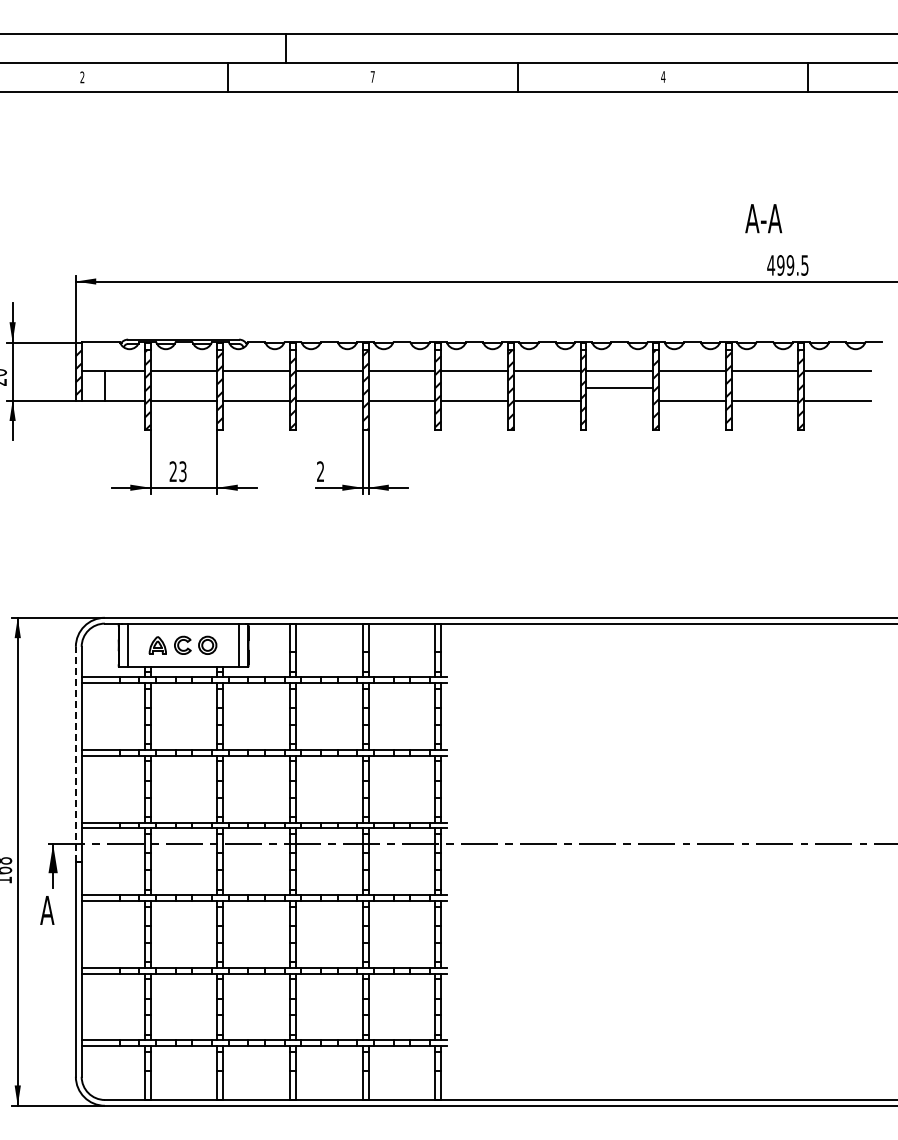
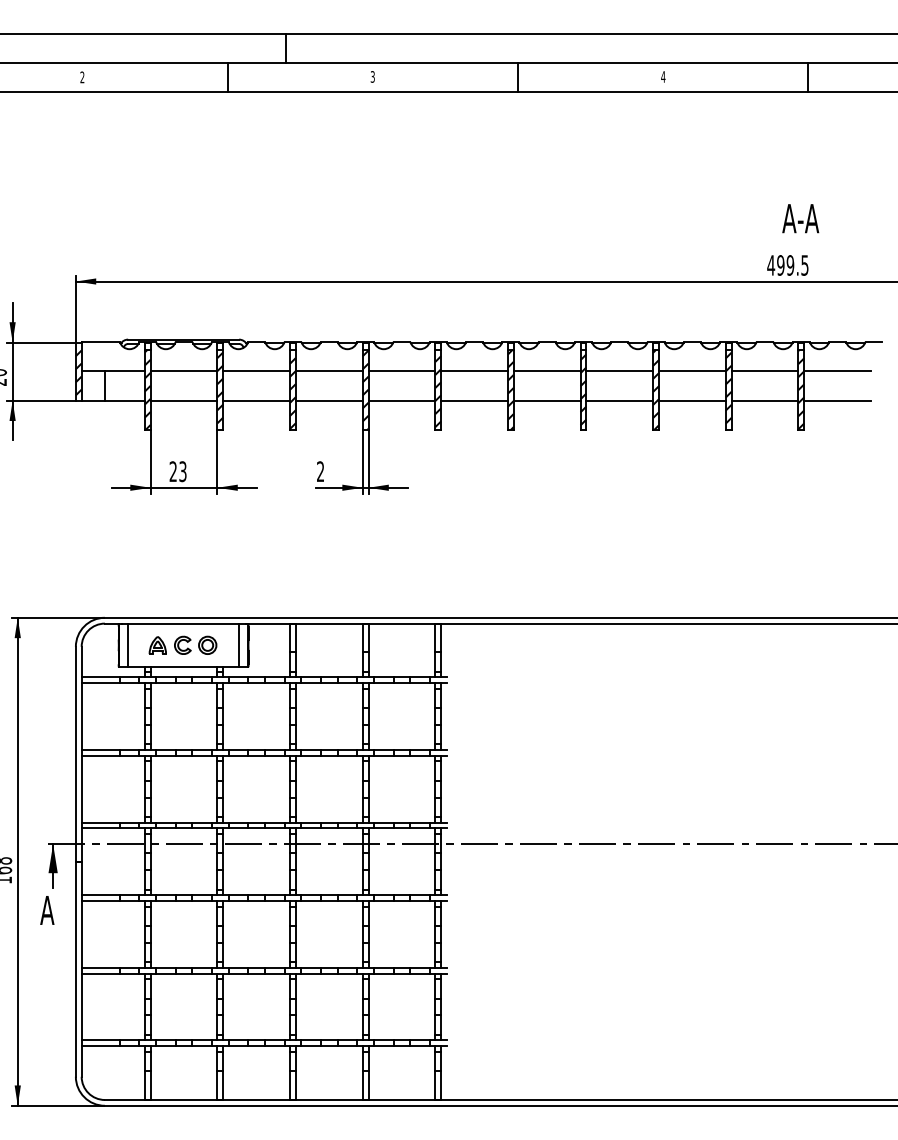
text: 7 -> 3 (372, 76)
text position: (763, 218) -> (800, 218) (800, 218)
line position: (619, 387) -> (619, 400) (619, 400)
line: dashed -> solid (75, 753)
